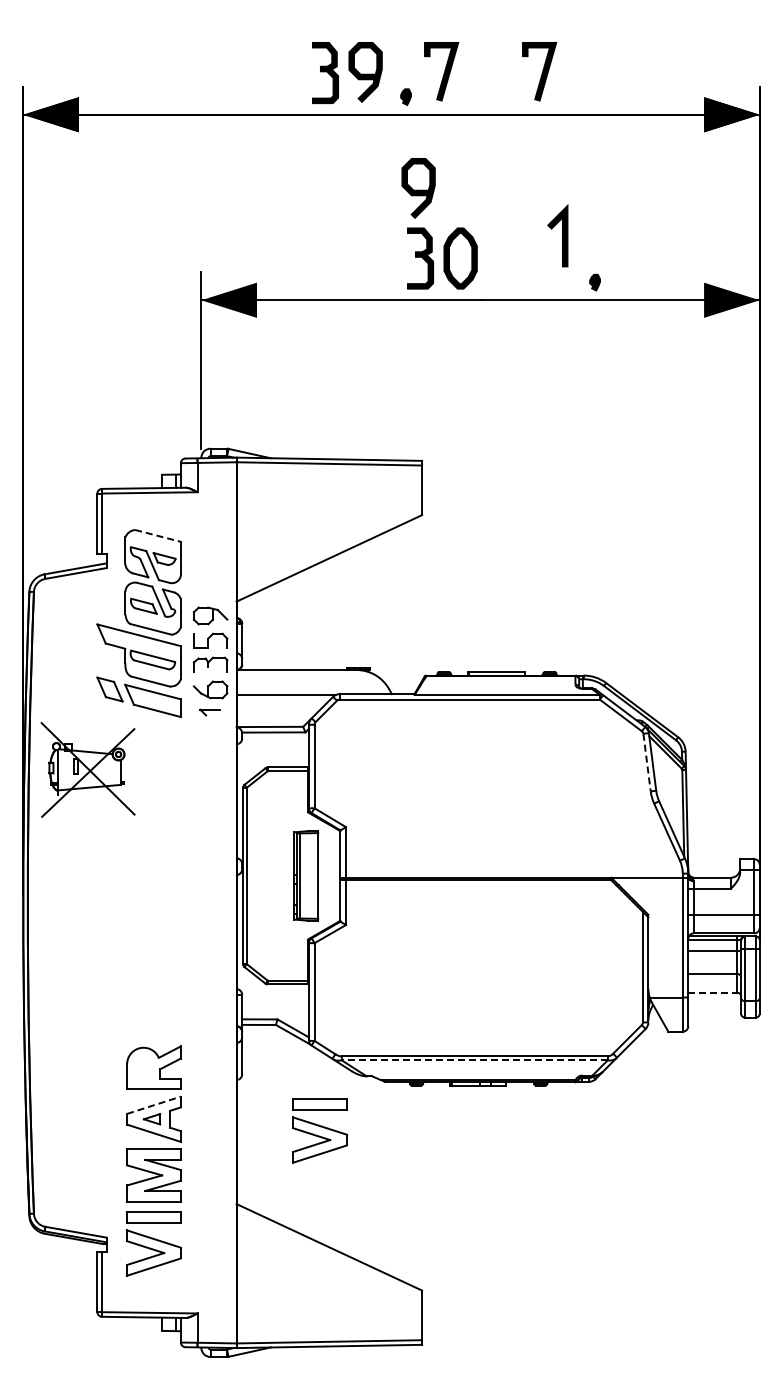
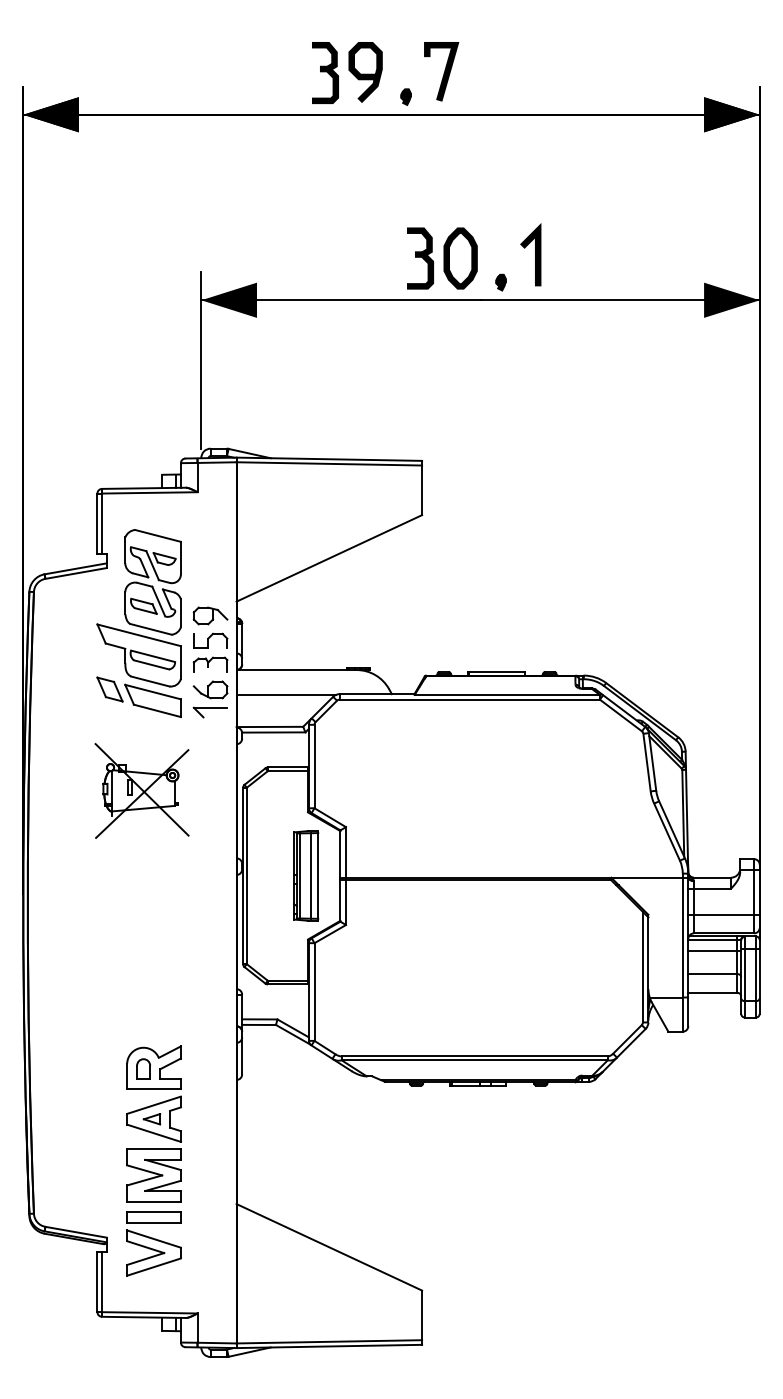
line: present -> none (541, 73)
curve: present -> none (418, 189)
line position: (562, 235) -> (535, 254) (535, 254)
part position: (594, 282) -> (500, 282) (500, 282)
line: dashed -> solid (158, 535)
part size: 22x9 px -> 36x13 px (209, 712)
line: dashed -> solid (647, 763)
part position: (87, 769) -> (141, 790) (141, 790)
line: none -> present (310, 875)
line: dashed -> solid (712, 992)
line: dashed -> solid (474, 1060)
part: none -> present (143, 1068)
line: dashed -> solid (154, 1105)
part: present -> none (319, 1130)
